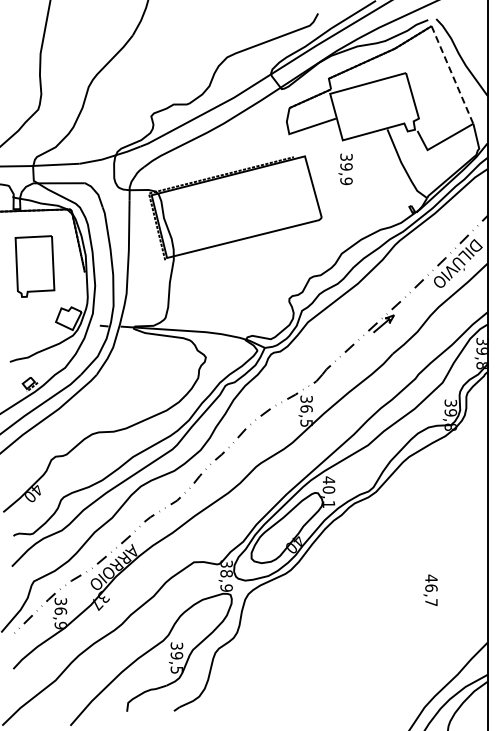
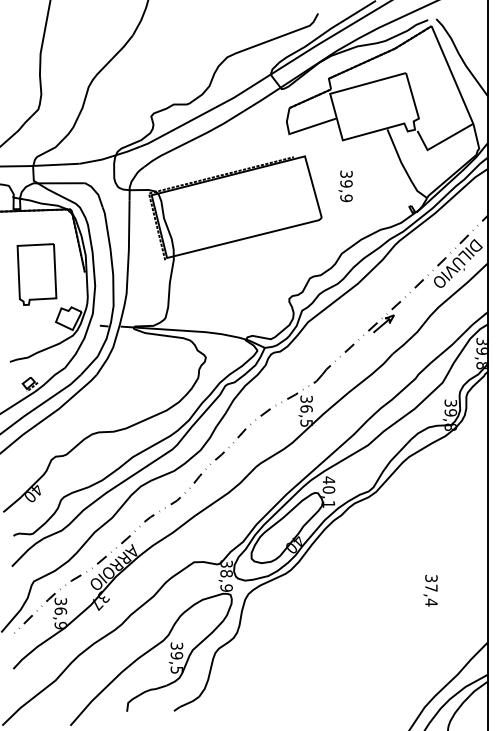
line: dashed -> solid (452, 75)
text position: (345, 169) -> (345, 186) (345, 186)
part position: (34, 266) -> (36, 274) (36, 274)
text: 46,7 -> 37,4 (431, 590)
